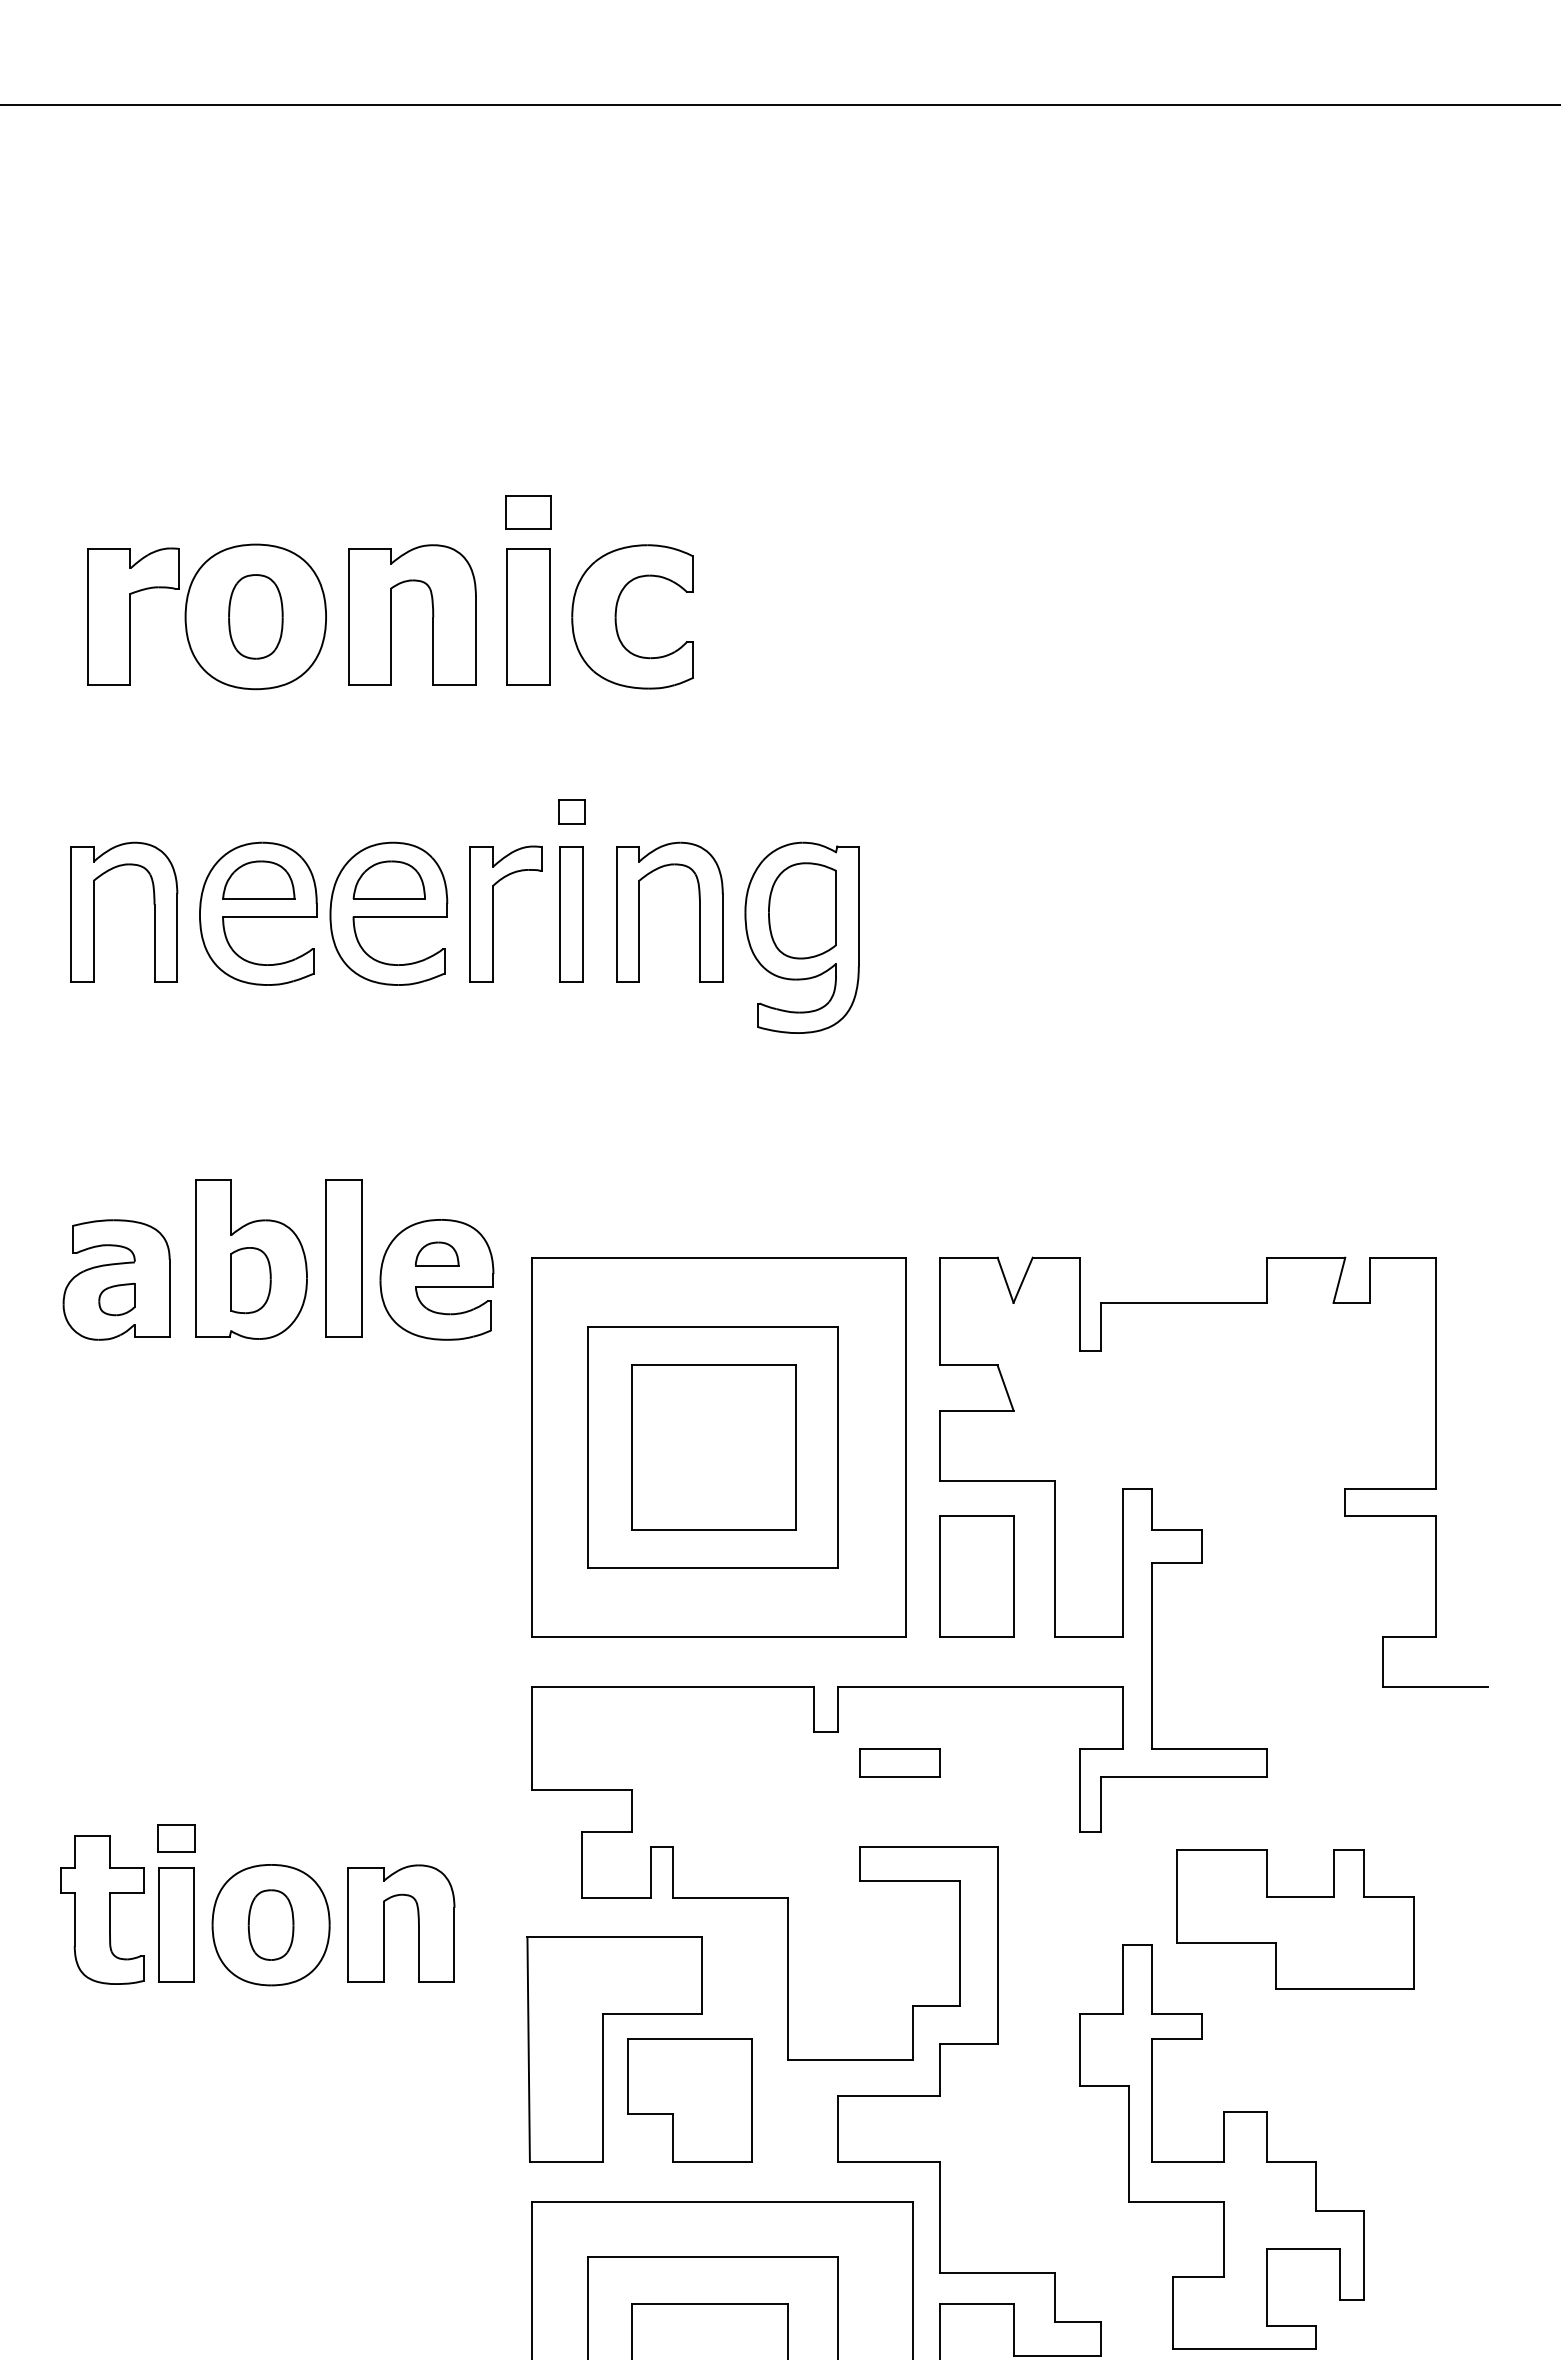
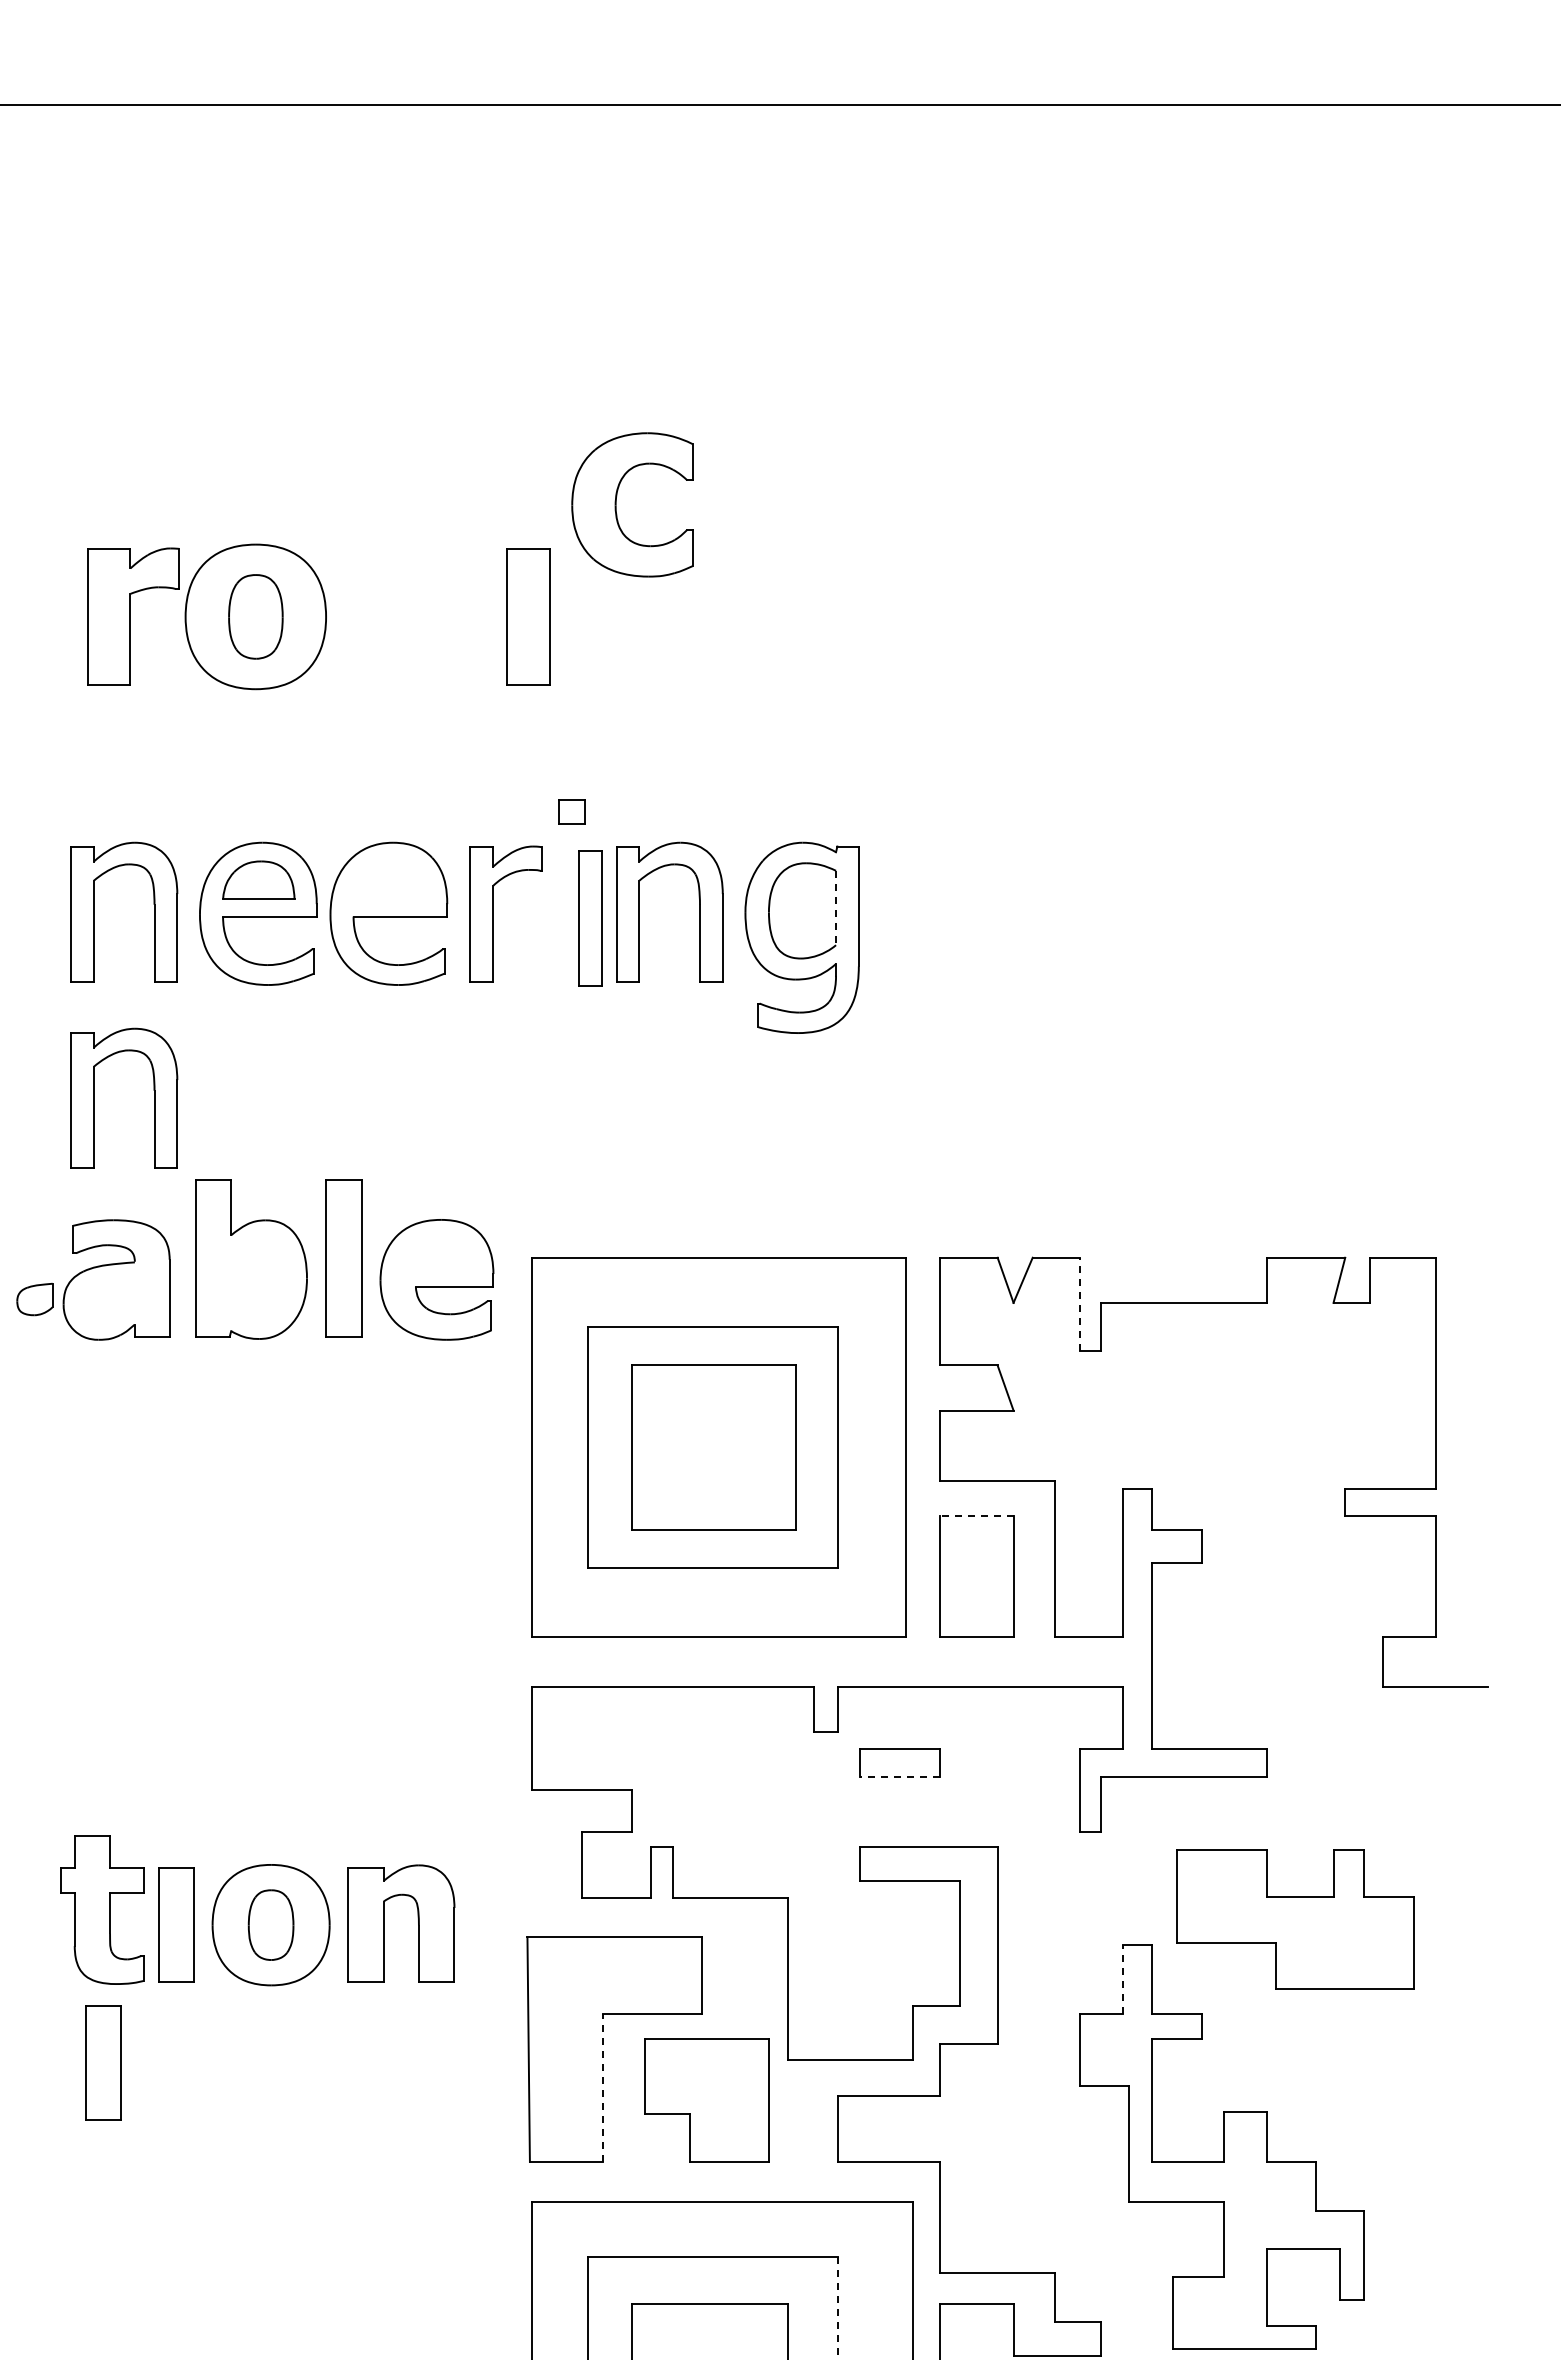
part: present -> none (528, 512)
part: present -> none (432, 614)
part position: (616, 616) -> (616, 504) (616, 504)
part: present -> none (388, 879)
line: solid -> dashed (836, 908)
part position: (571, 914) -> (590, 918) (590, 918)
part: none -> present (153, 1090)
part: present -> none (436, 1253)
part: present -> none (250, 1280)
part position: (116, 1299) -> (34, 1299) (34, 1299)
line: solid -> dashed (1080, 1304)
line: solid -> dashed (976, 1515)
line: solid -> dashed (899, 1776)
part: present -> none (176, 1838)
line: solid -> dashed (1123, 1978)
part: none -> present (103, 2062)
line: solid -> dashed (602, 2087)
part position: (689, 2100) -> (706, 2100) (706, 2100)
line: solid -> dashed (838, 2308)
